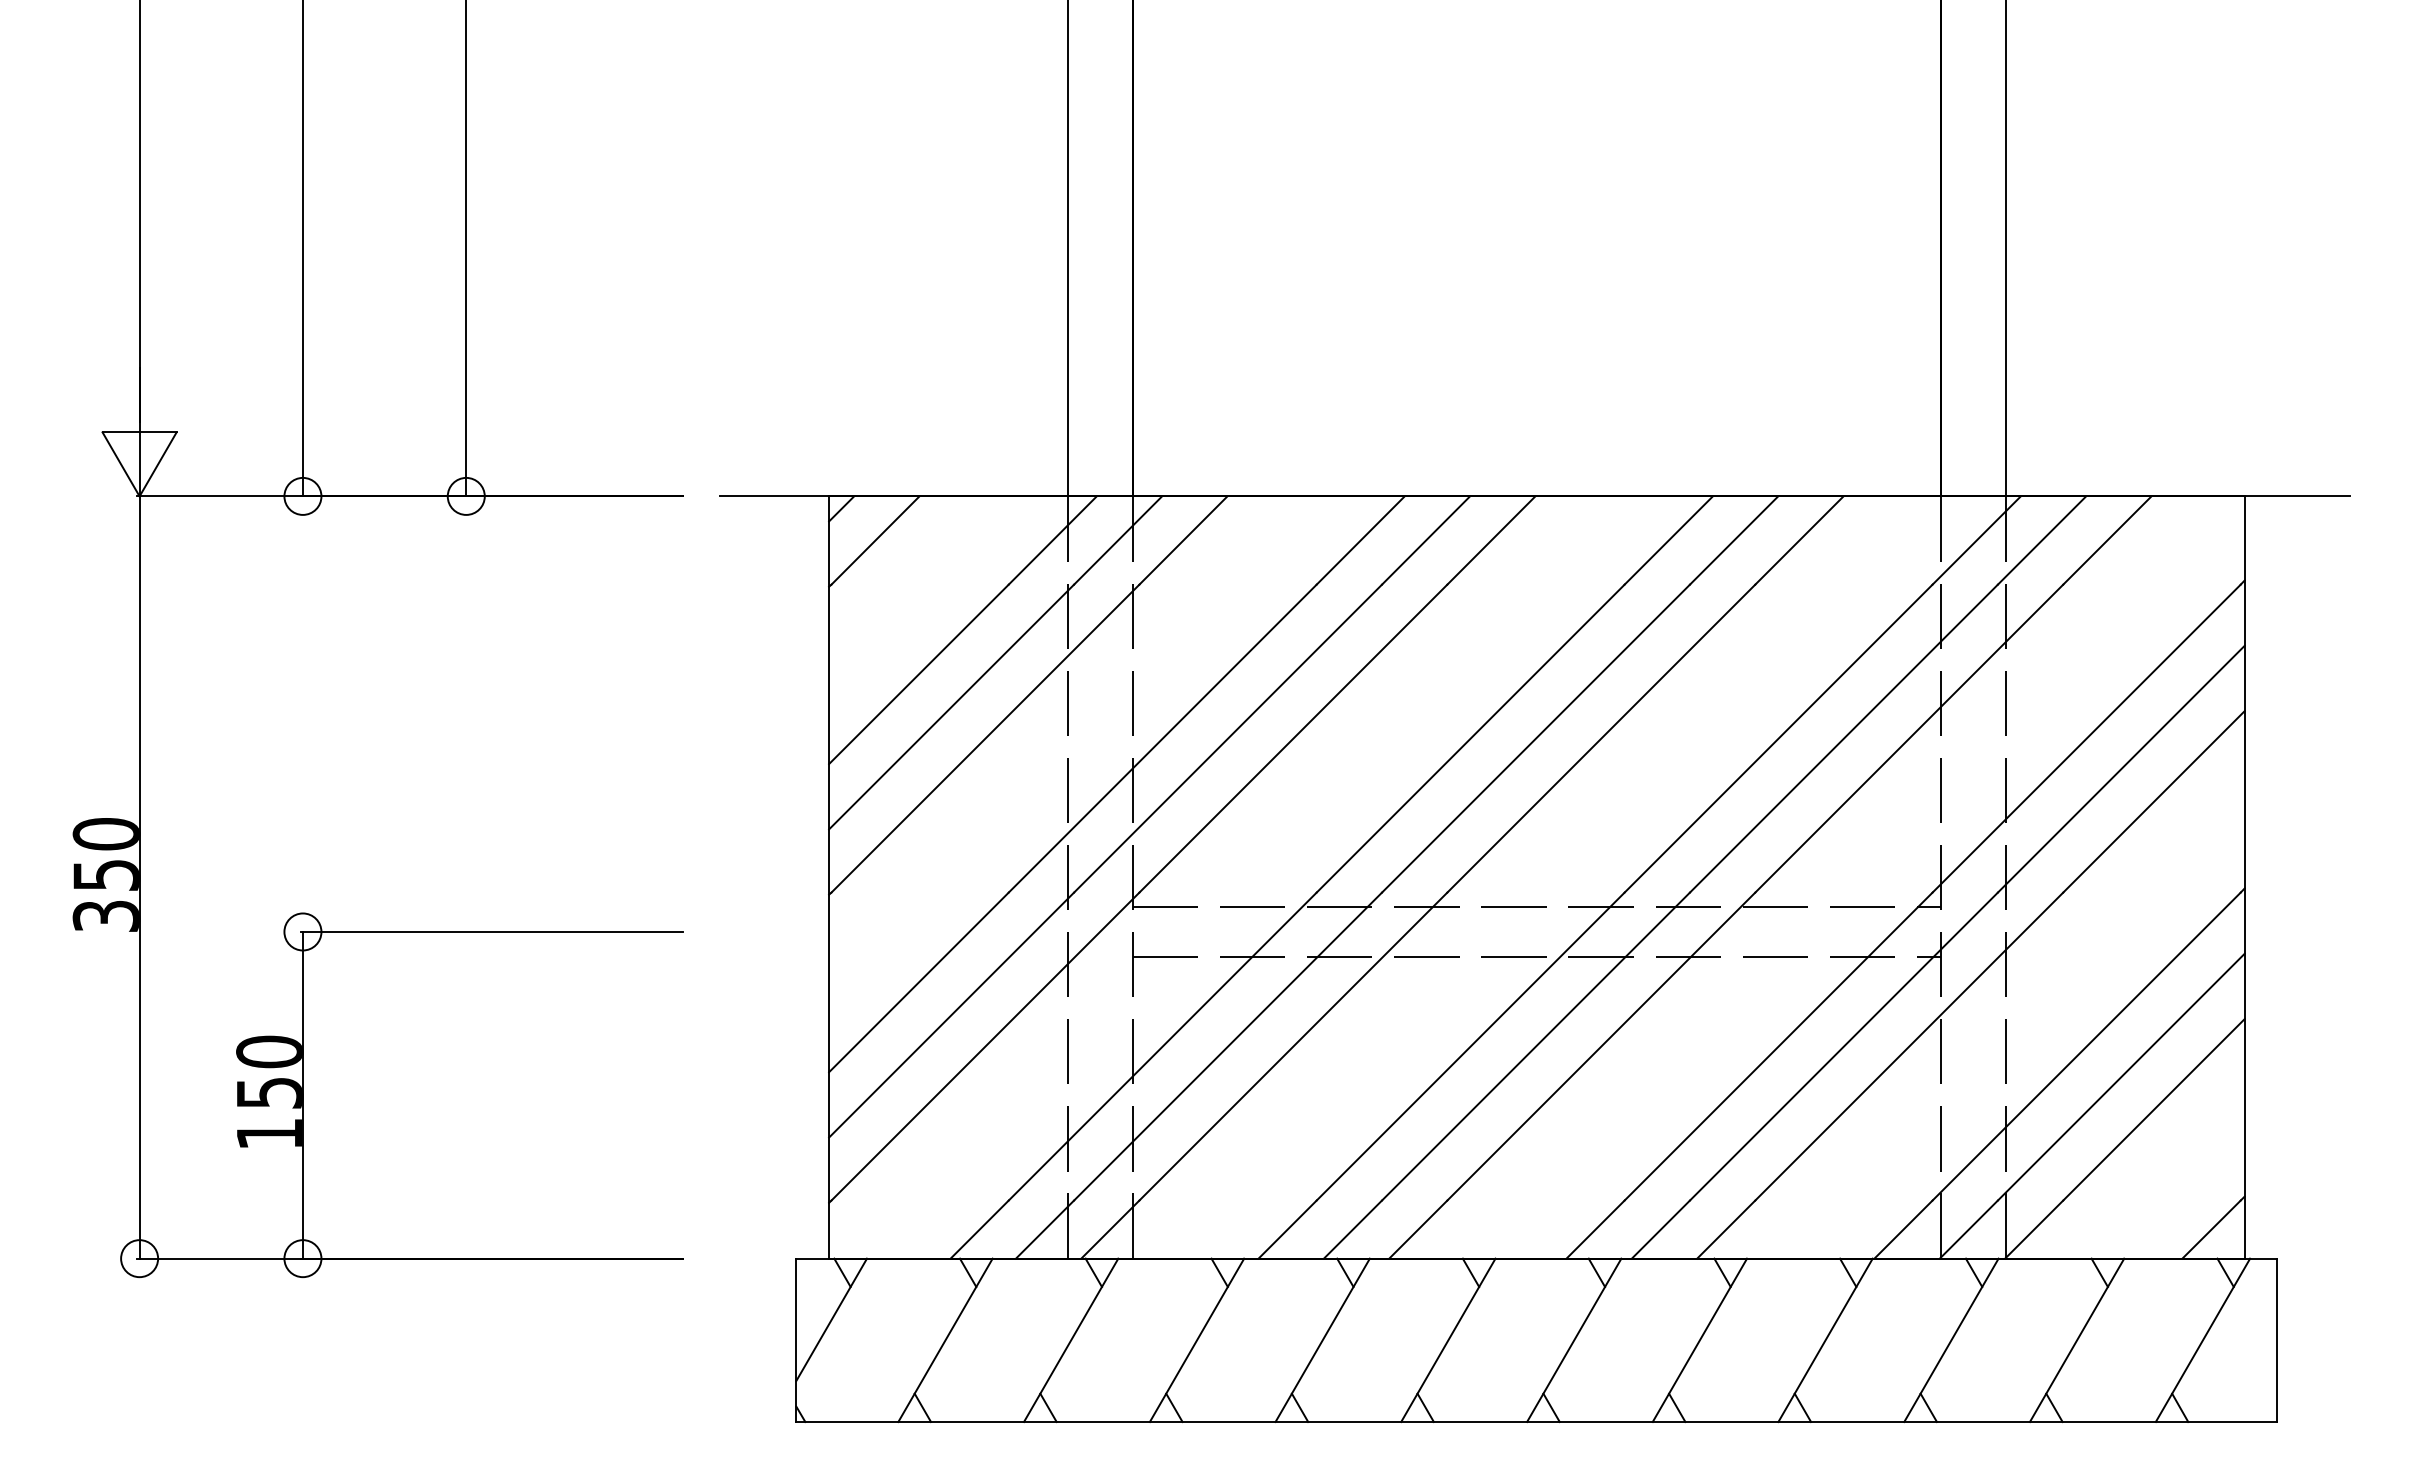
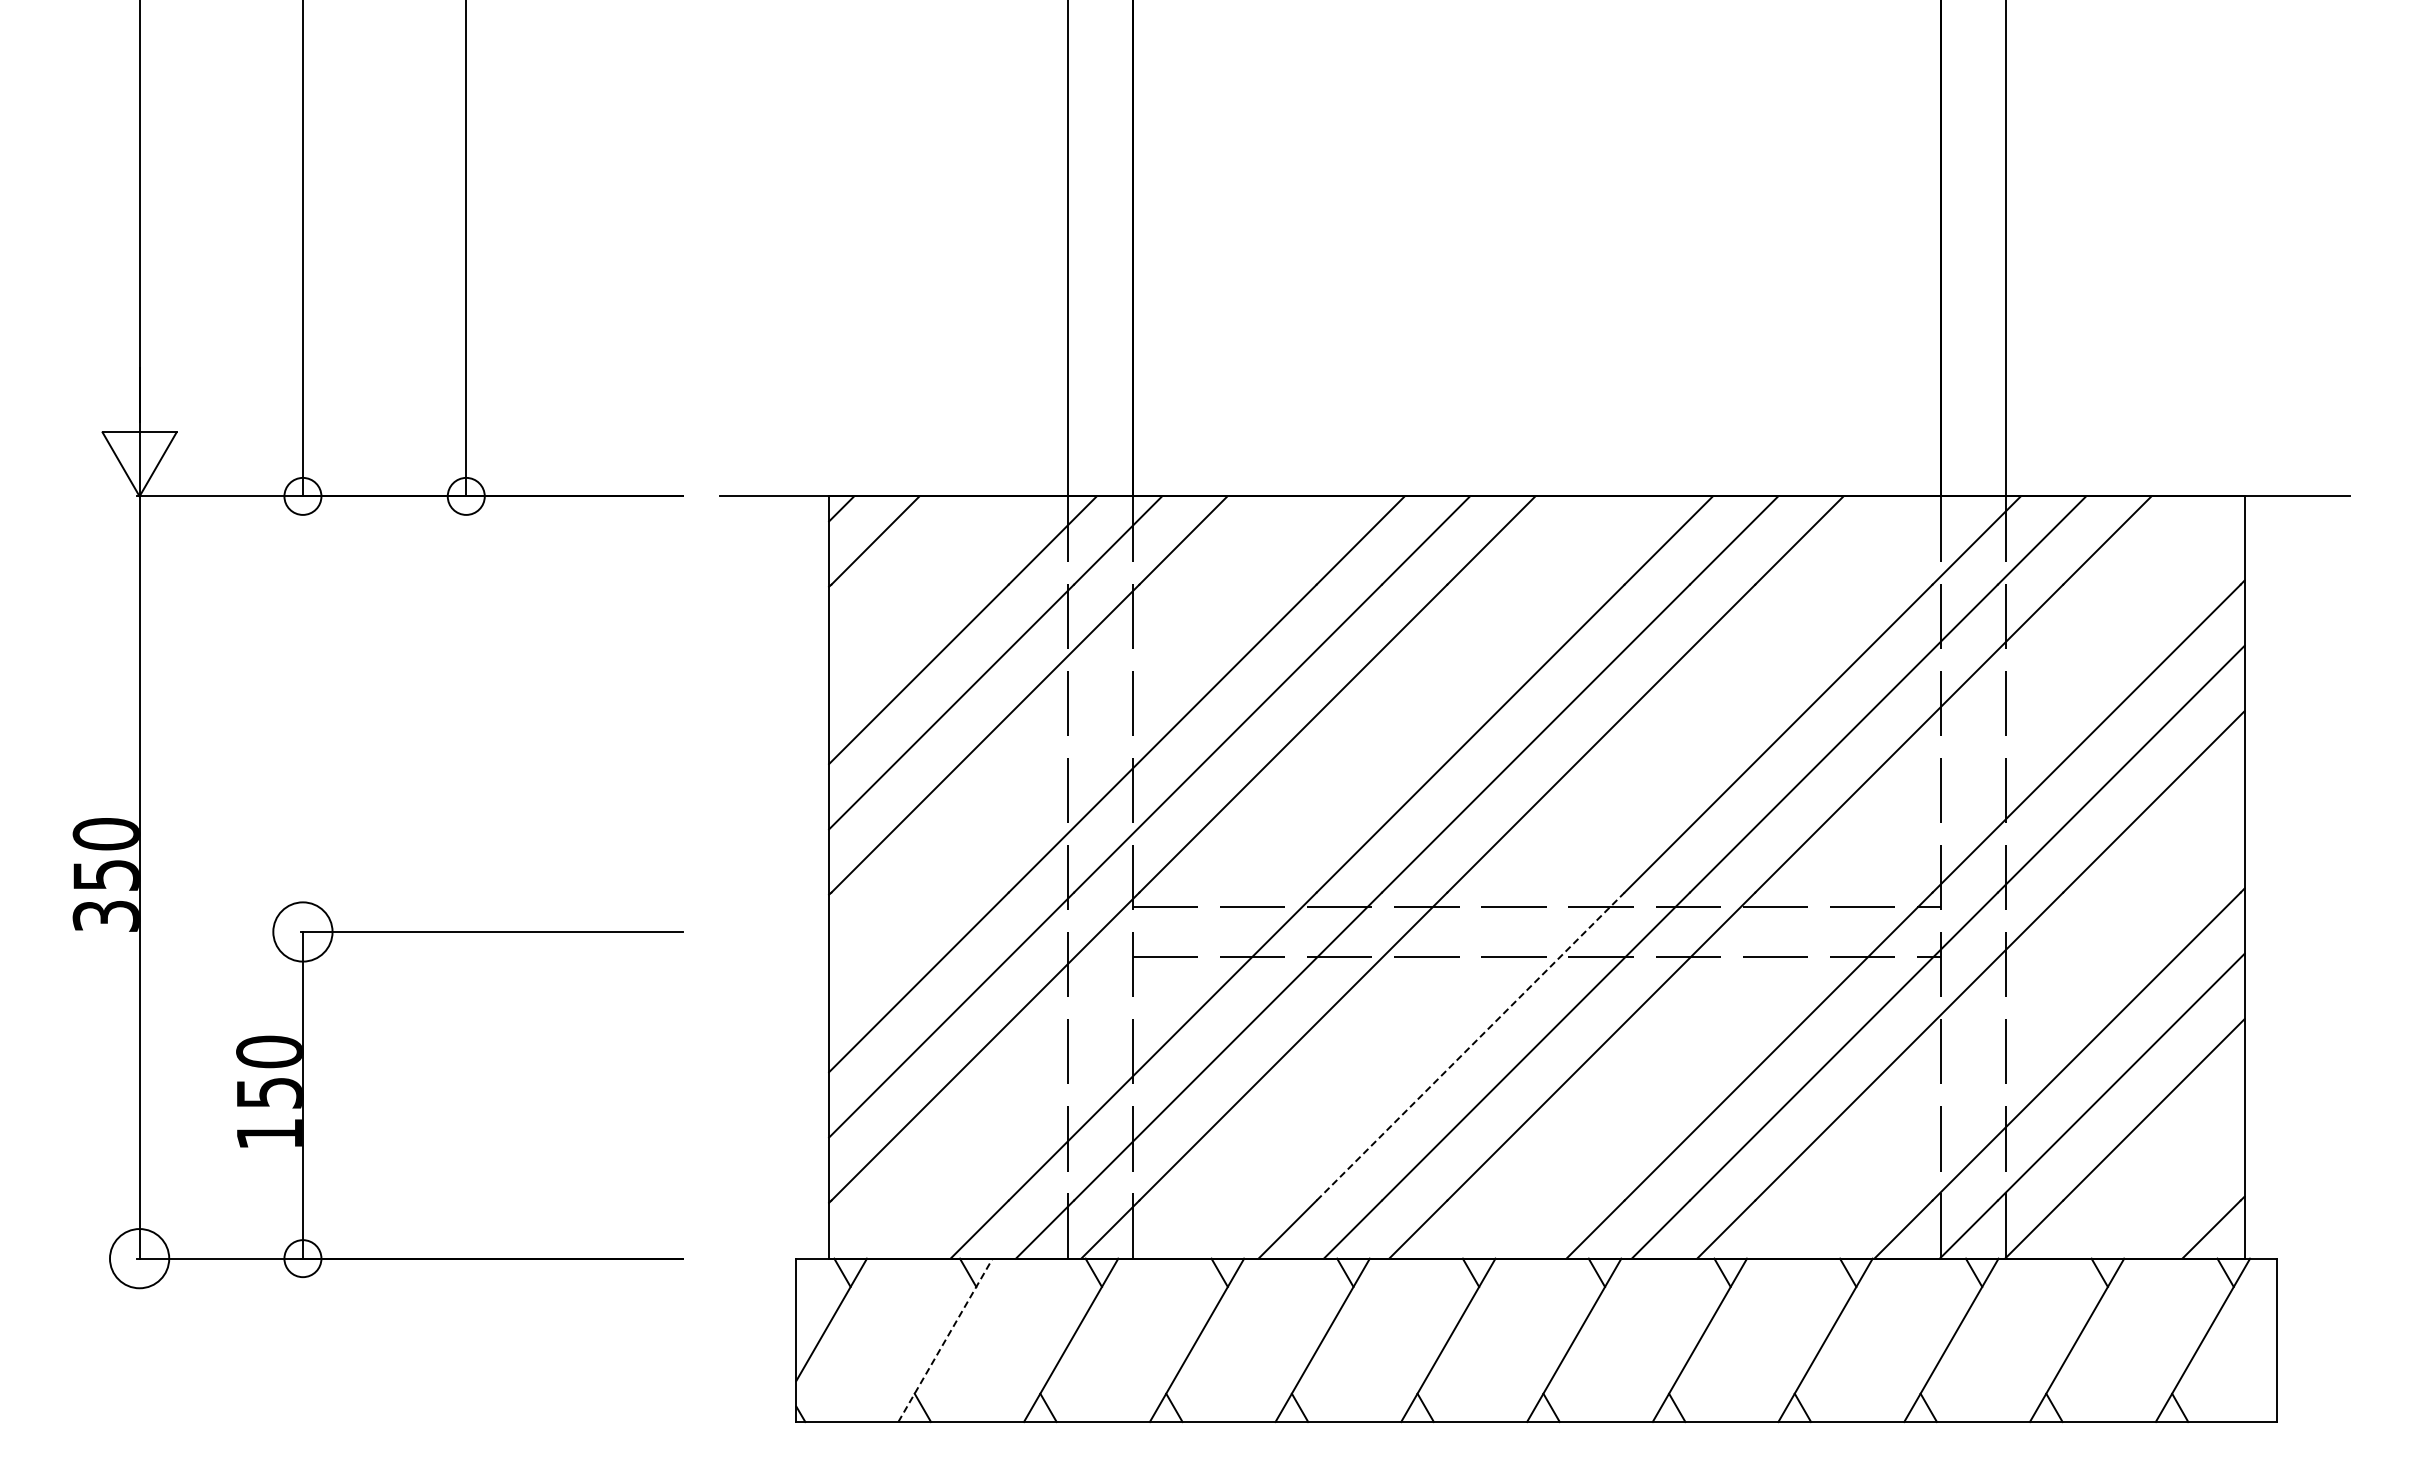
circle diameter: 37 px -> 59 px (302, 931)
line: solid -> dashed (1470, 1046)
circle diameter: 37 px -> 59 px (139, 1258)
line: solid -> dashed (945, 1339)
